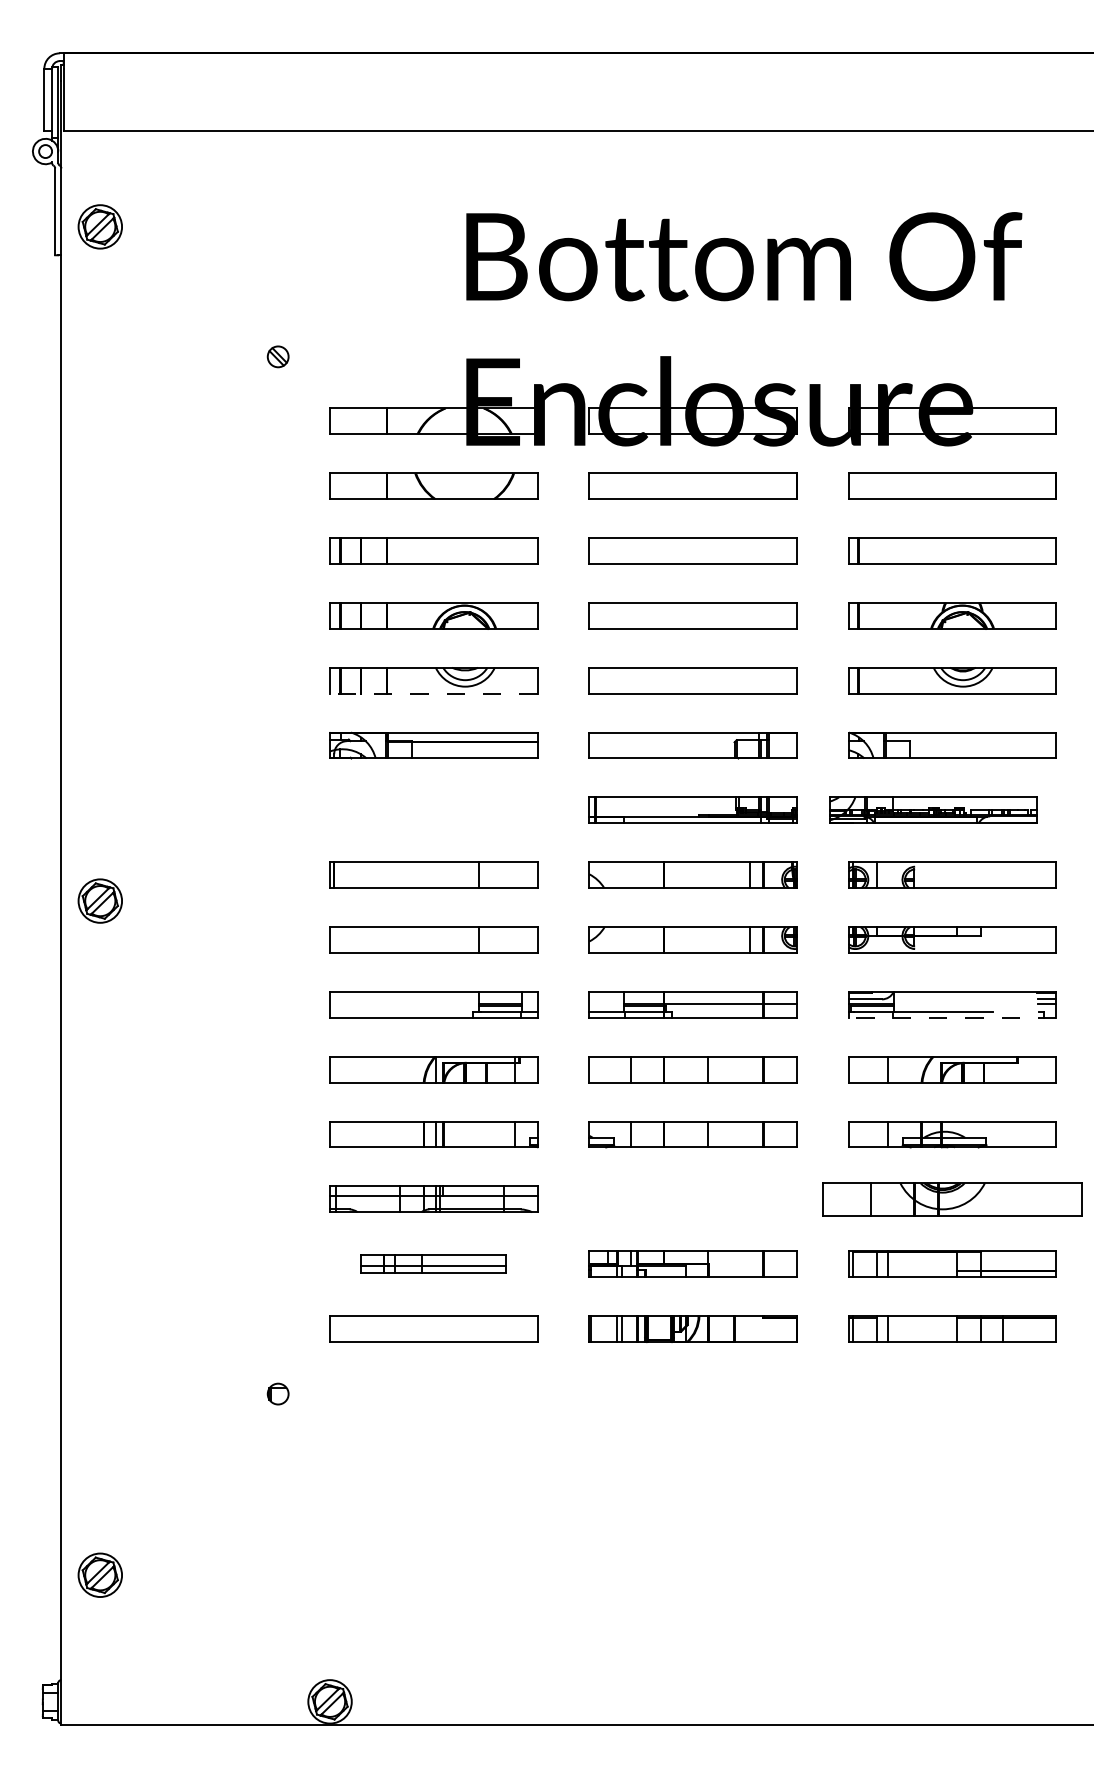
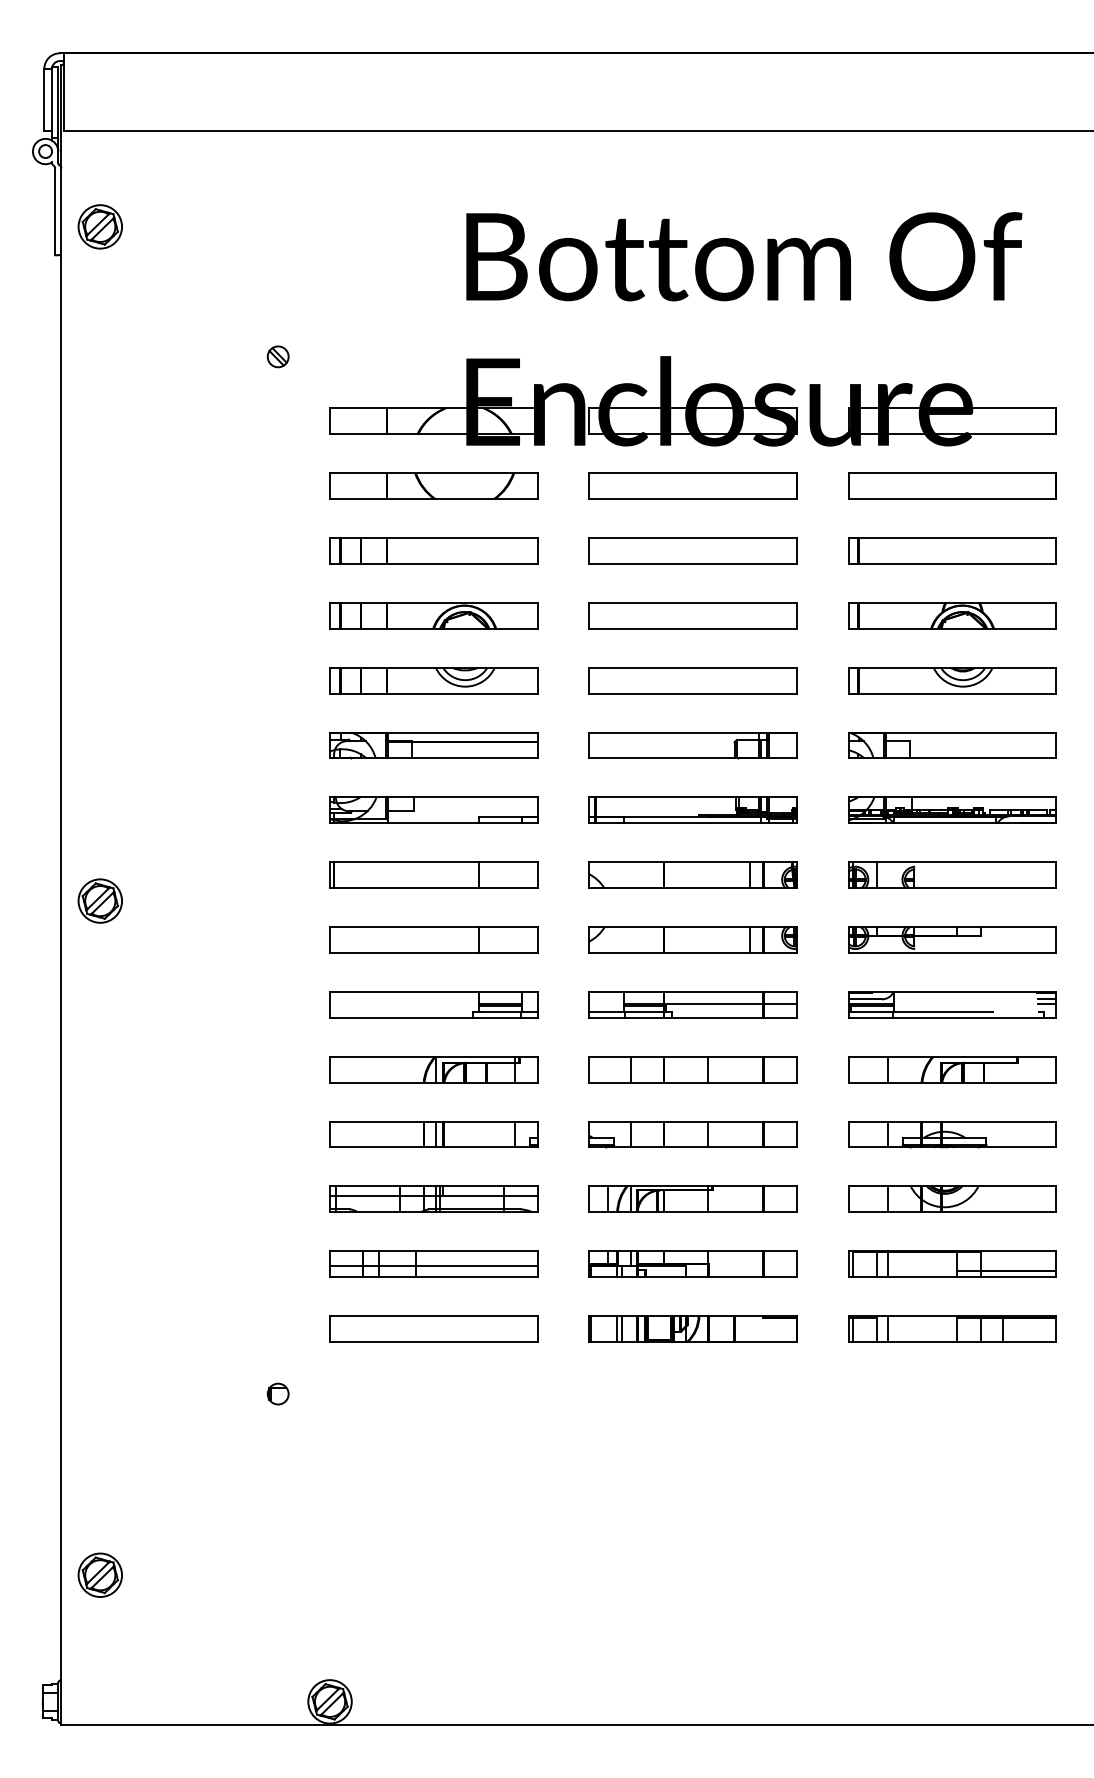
line: dashed -> solid (433, 693)
part: none -> present (433, 809)
part position: (933, 809) -> (952, 809) (952, 809)
line: dashed -> solid (952, 1017)
part: none -> present (692, 1198)
part size: 261x35 px -> 209x28 px (952, 1198)
part size: 147x20 px -> 210x28 px (433, 1263)
